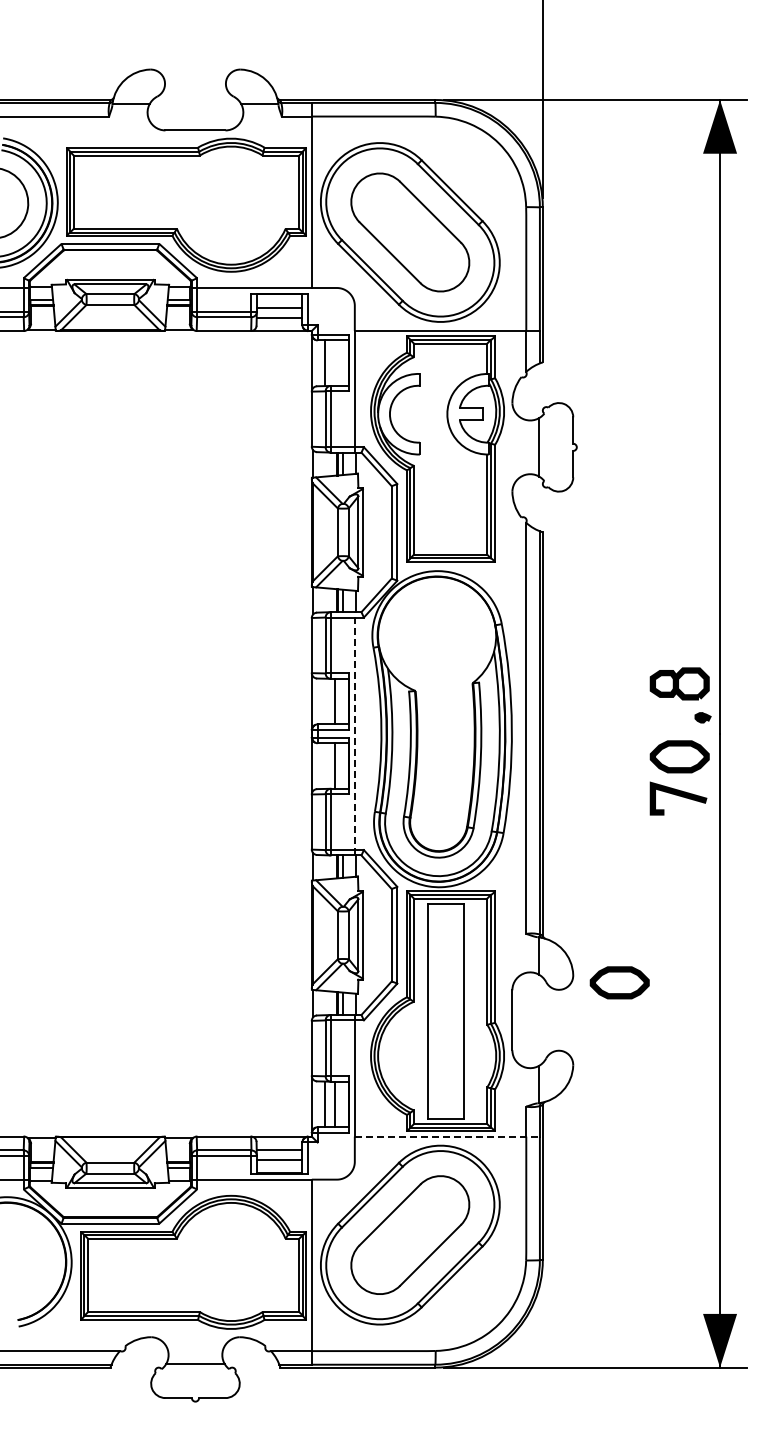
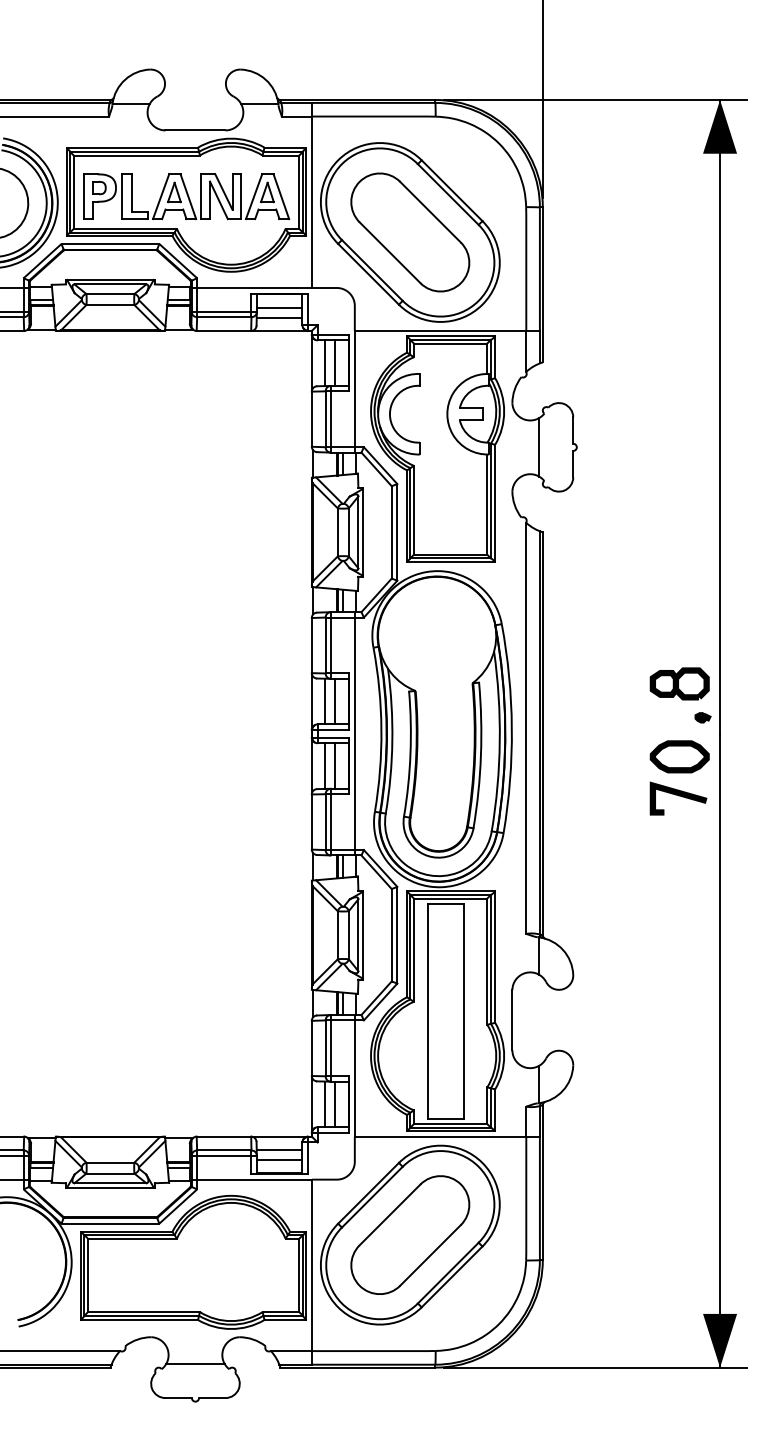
part: none -> present (186, 196)
line: none -> present (335, 362)
line: none -> present (324, 701)
line: dashed -> solid (354, 733)
line: none -> present (324, 765)
part: present -> none (619, 982)
line: dashed -> solid (447, 1136)
